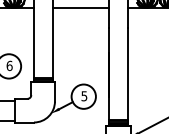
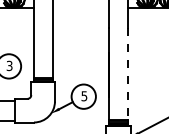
line: present -> none (80, 8)
text: 6 -> 3 (9, 65)
line: solid -> dashed (128, 74)
